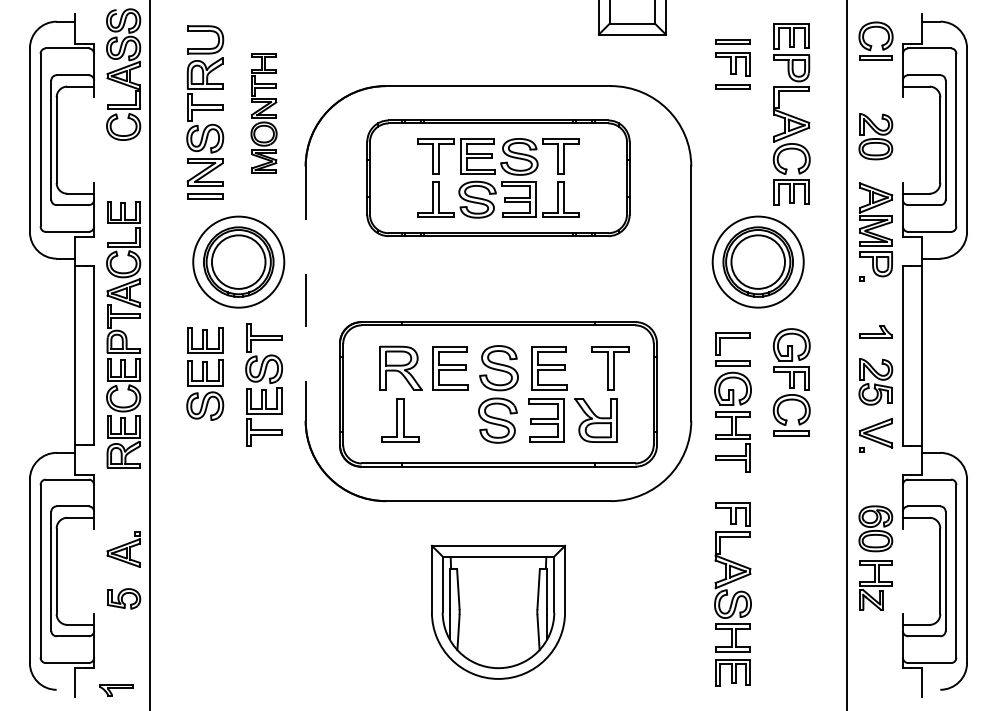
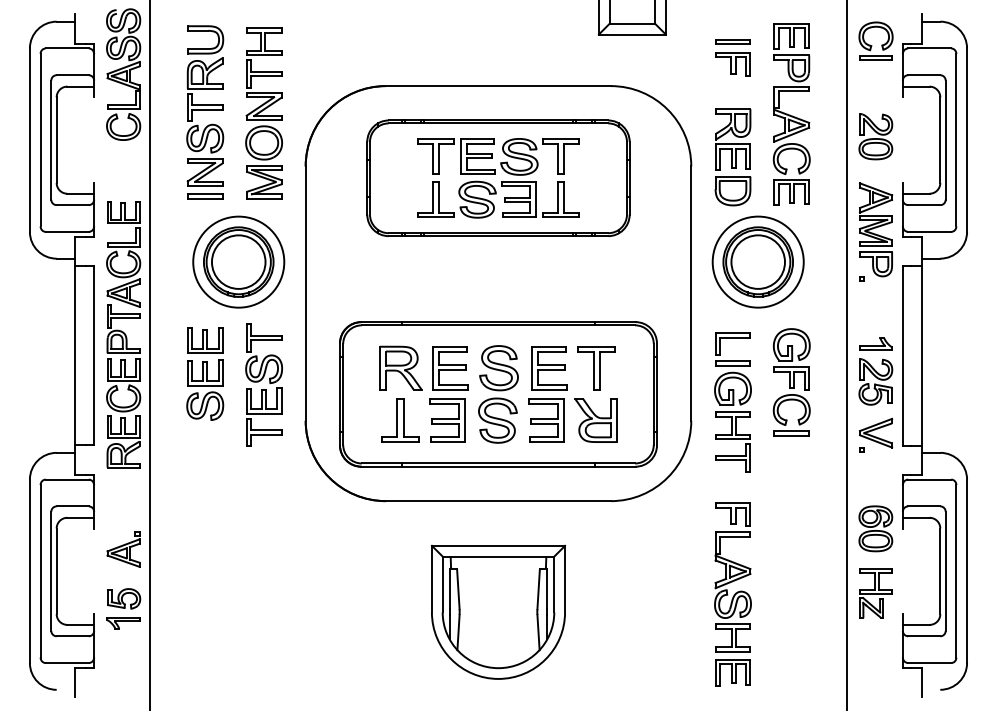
part: present -> none (732, 86)
part size: 28x121 px -> 38x173 px (263, 113)
part: none -> present (732, 157)
line: dashed -> solid (305, 294)
part position: (875, 331) -> (875, 343) (875, 343)
part position: (610, 368) -> (596, 368) (596, 368)
part: none -> present (447, 420)
part position: (875, 585) -> (875, 593) (875, 593)
part position: (116, 690) -> (123, 623) (123, 623)
